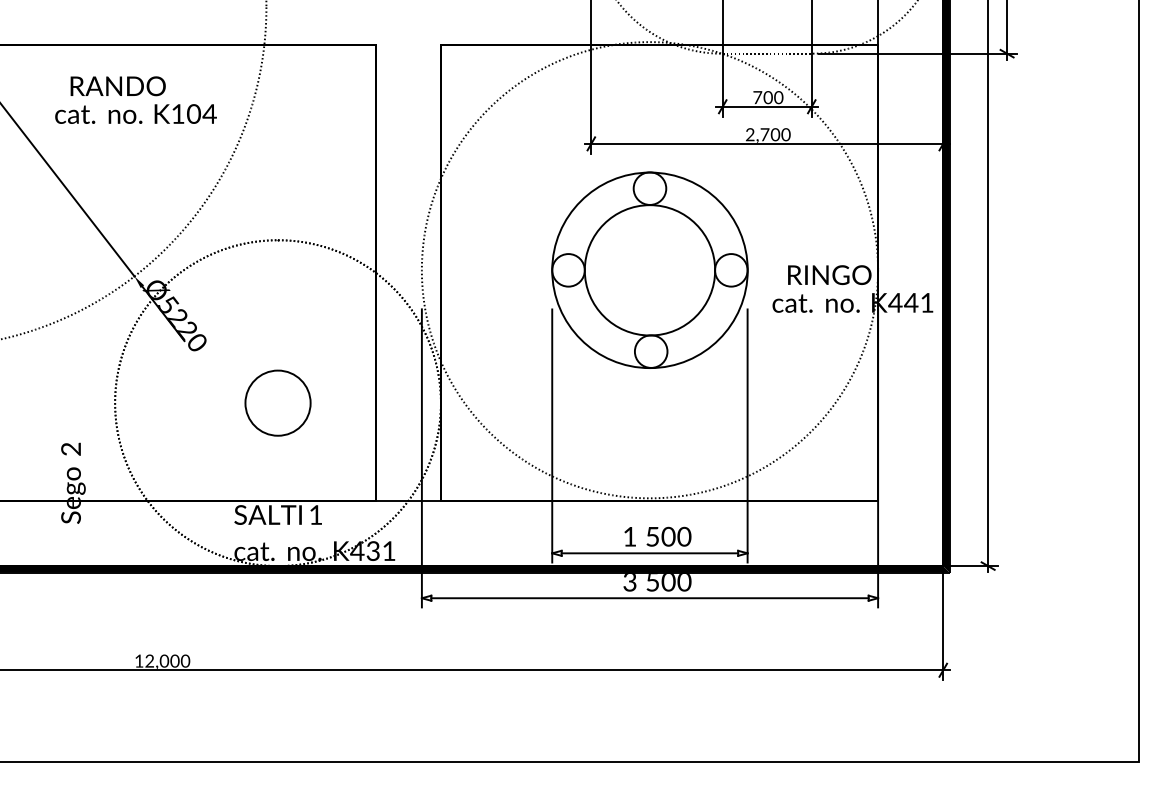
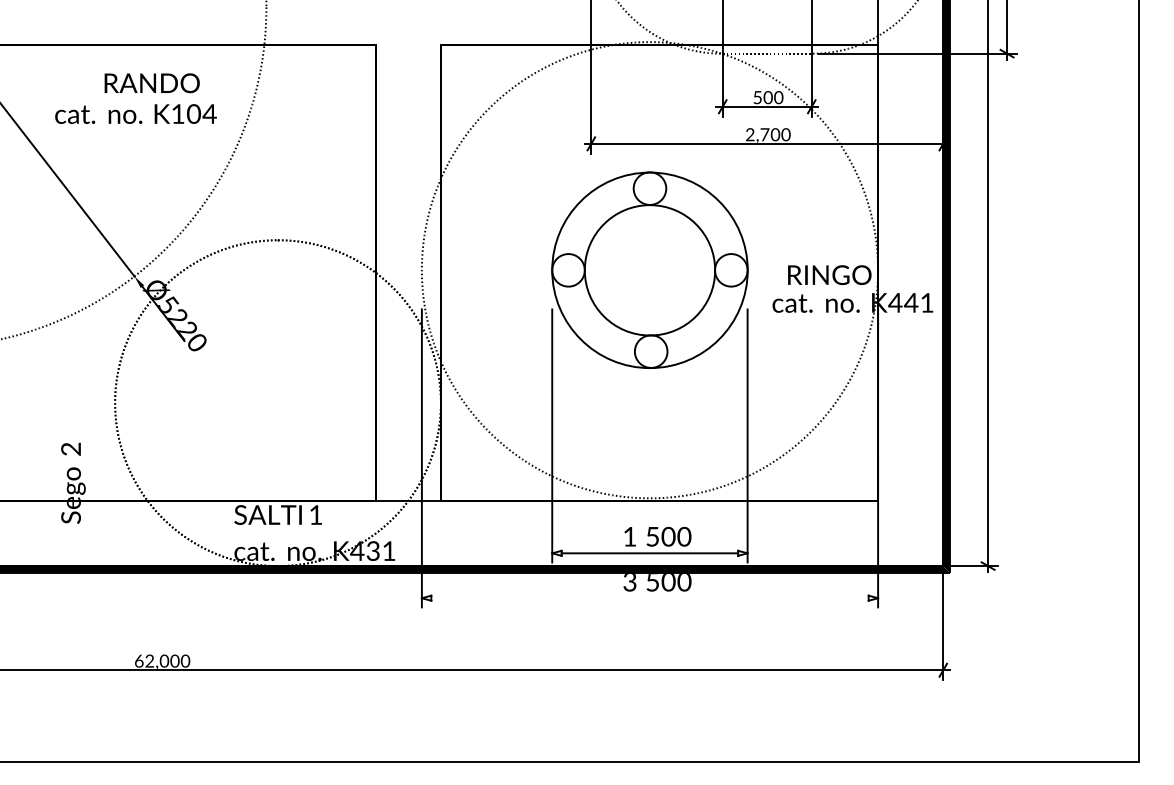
text position: (117, 86) -> (151, 83) (151, 83)
text: 700 -> 500 (757, 97)
part: present -> none (277, 402)
line: present -> none (649, 598)
text: 12,000 -> 62,000 (139, 660)
